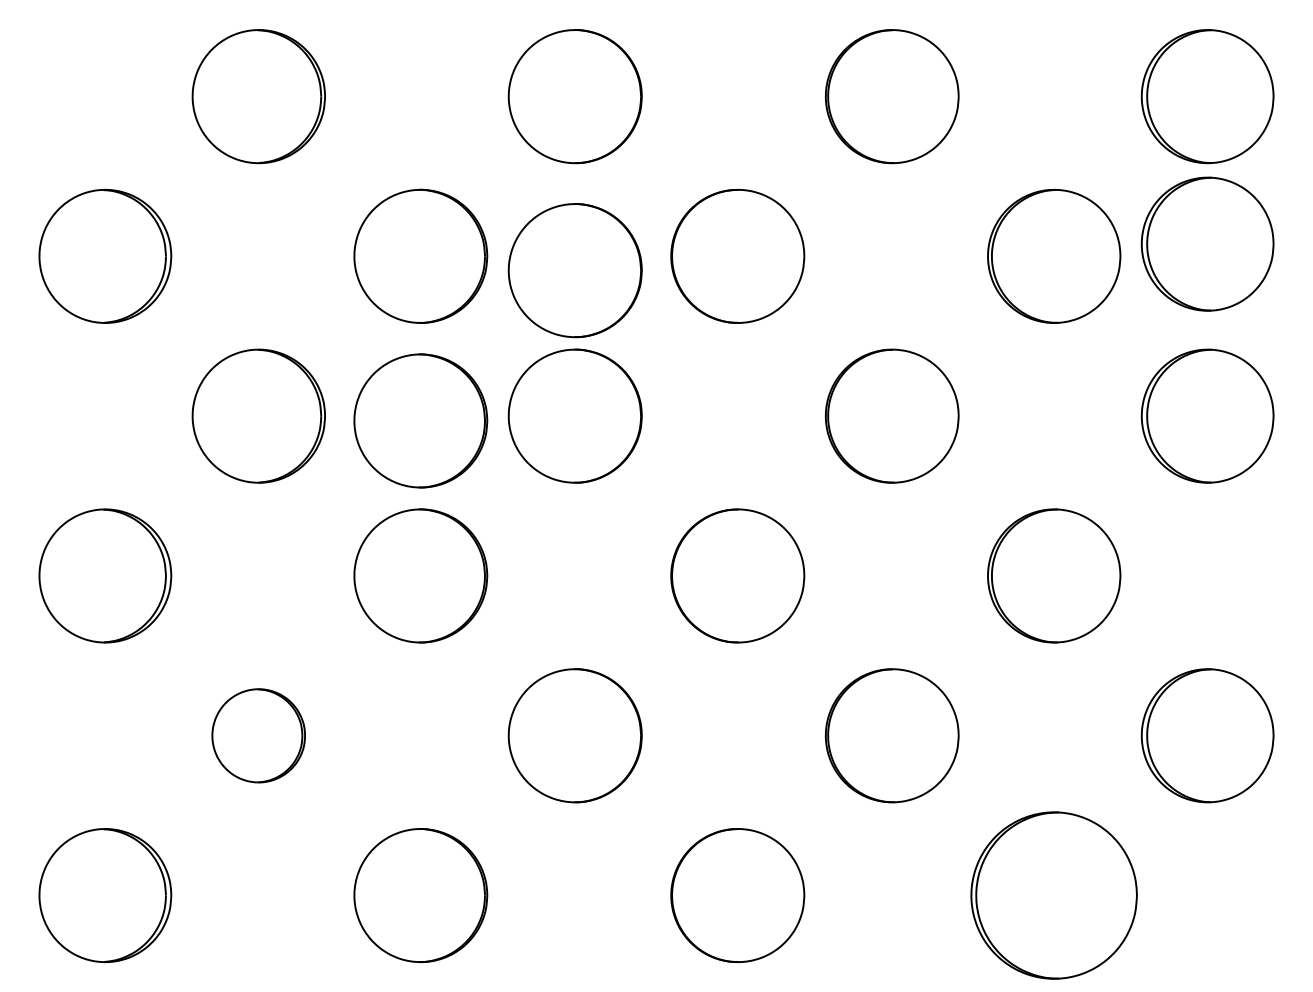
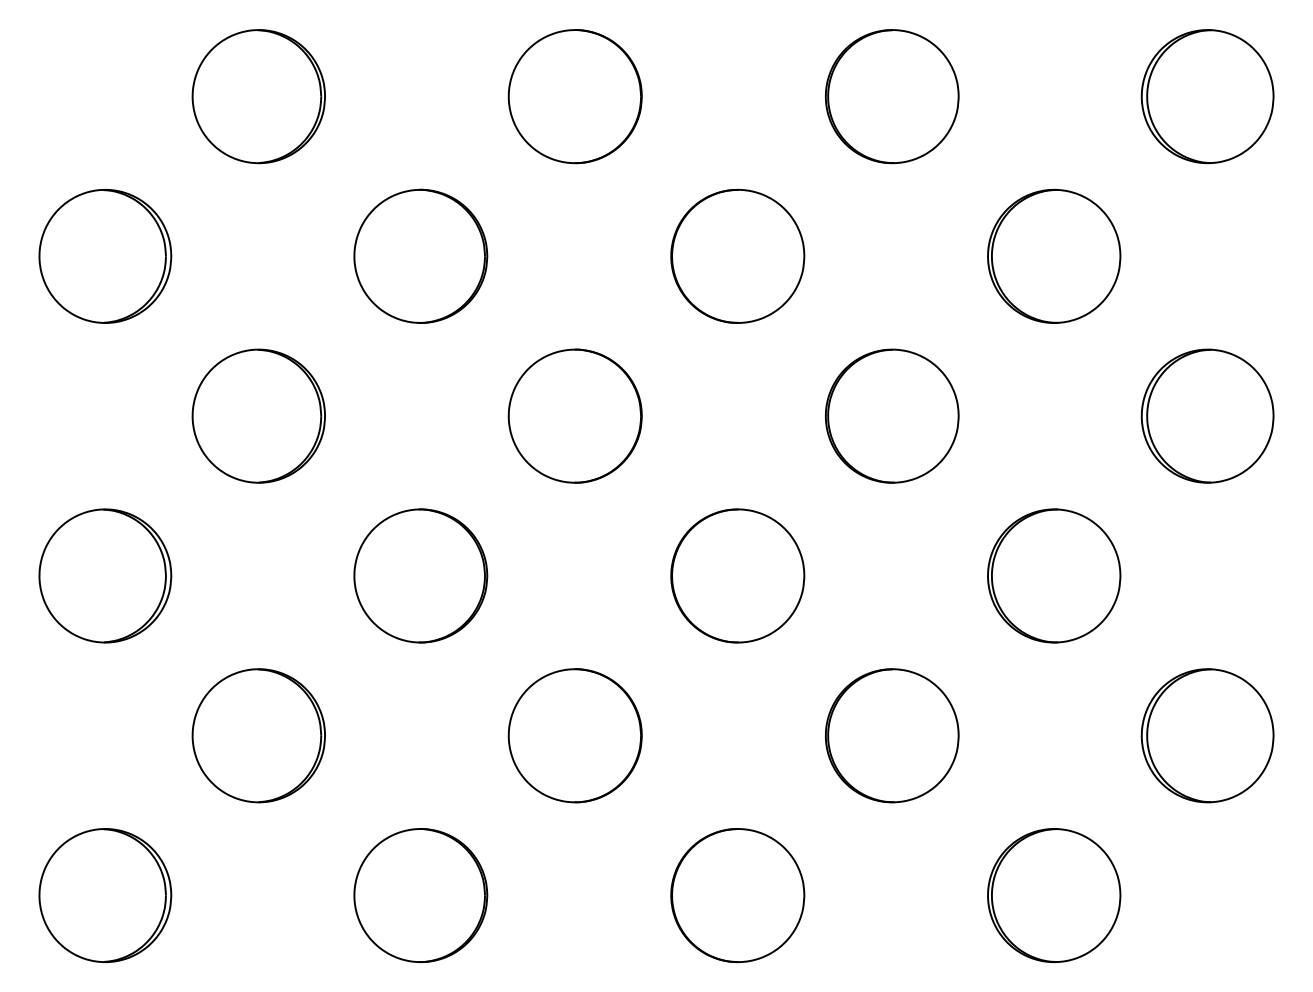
part: present -> none (1207, 243)
part: present -> none (574, 270)
part: present -> none (420, 420)
part size: 95x96 px -> 135x136 px (258, 735)
part size: 168x169 px -> 135x135 px (1054, 895)
